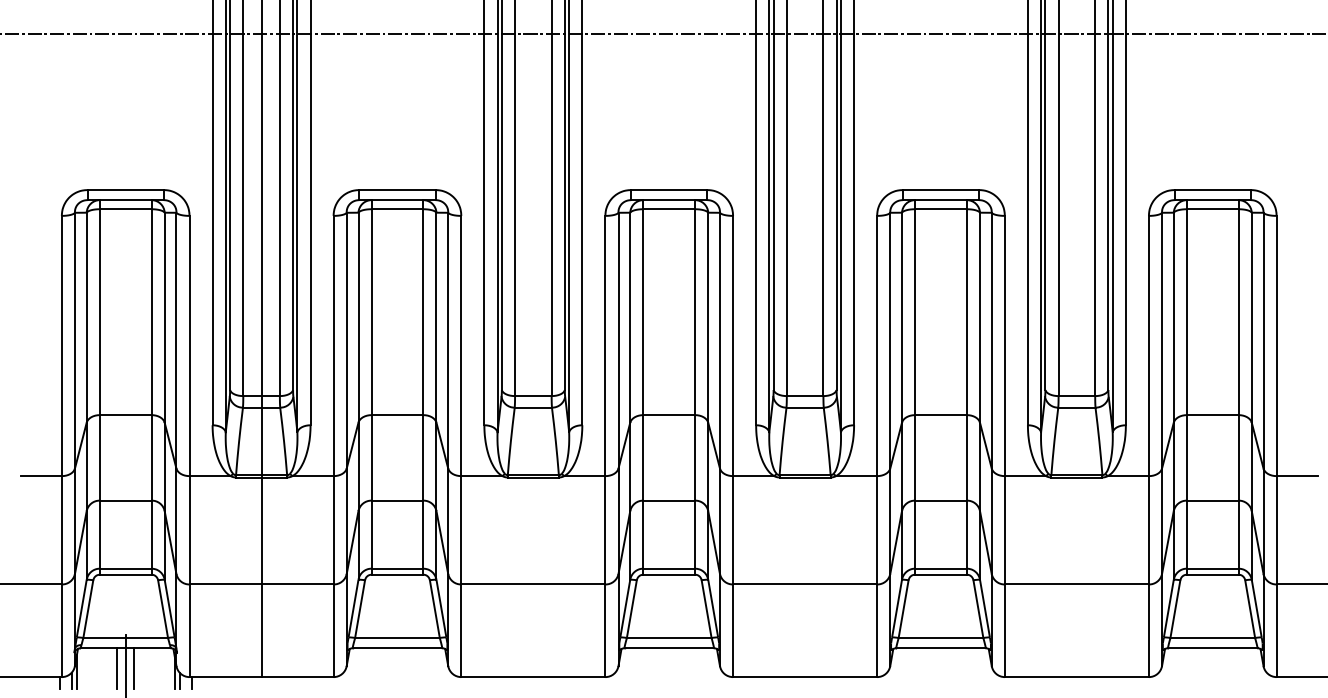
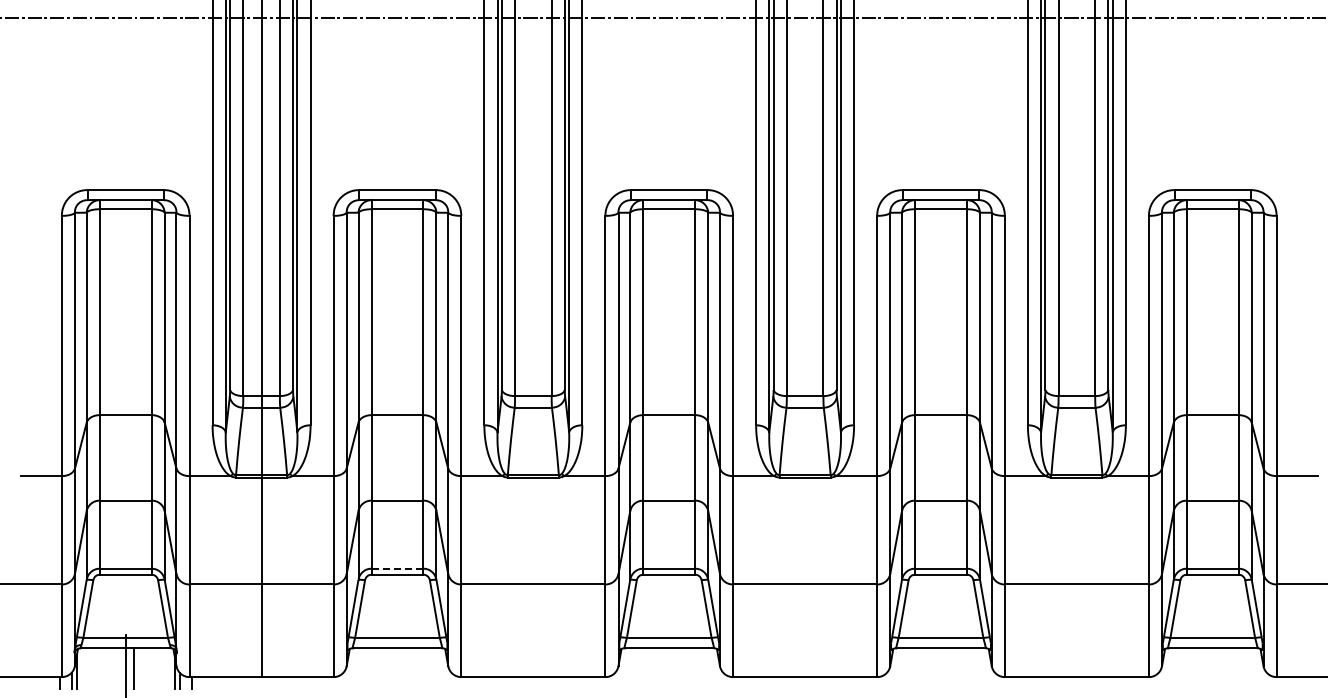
line position: (663, 33) -> (663, 17) (663, 17)
line: solid -> dashed (397, 568)
line: present -> none (117, 668)
